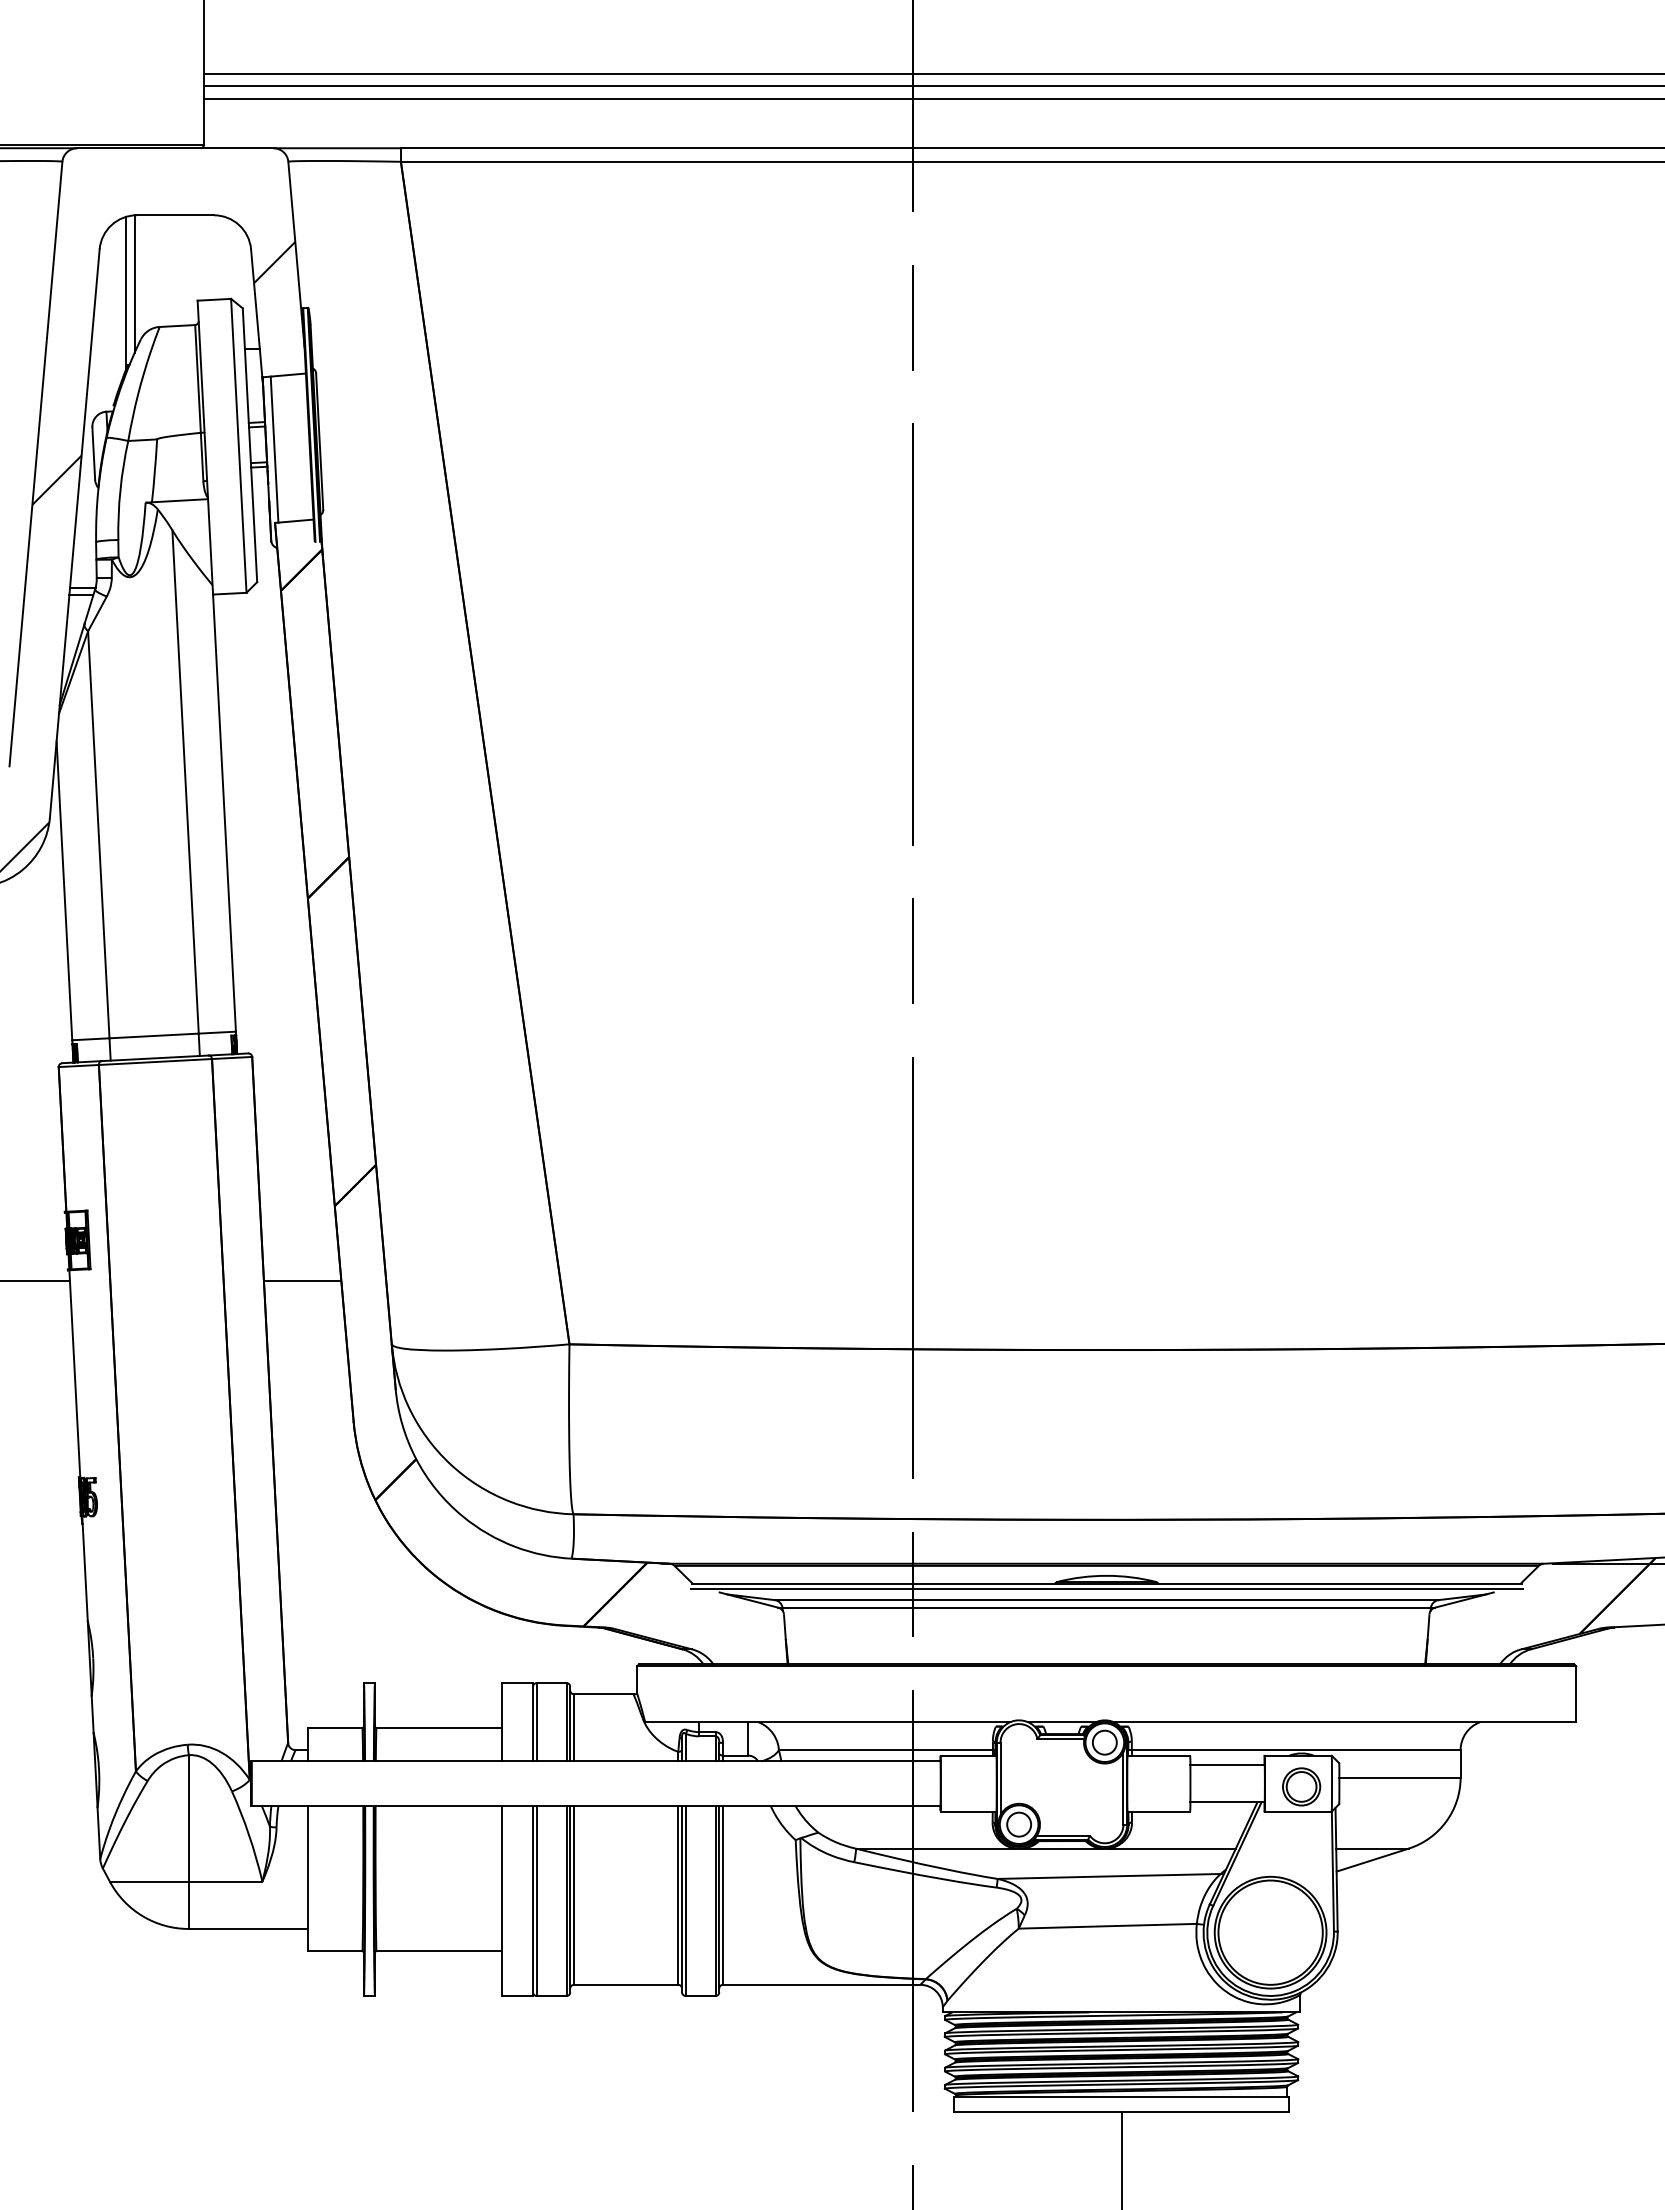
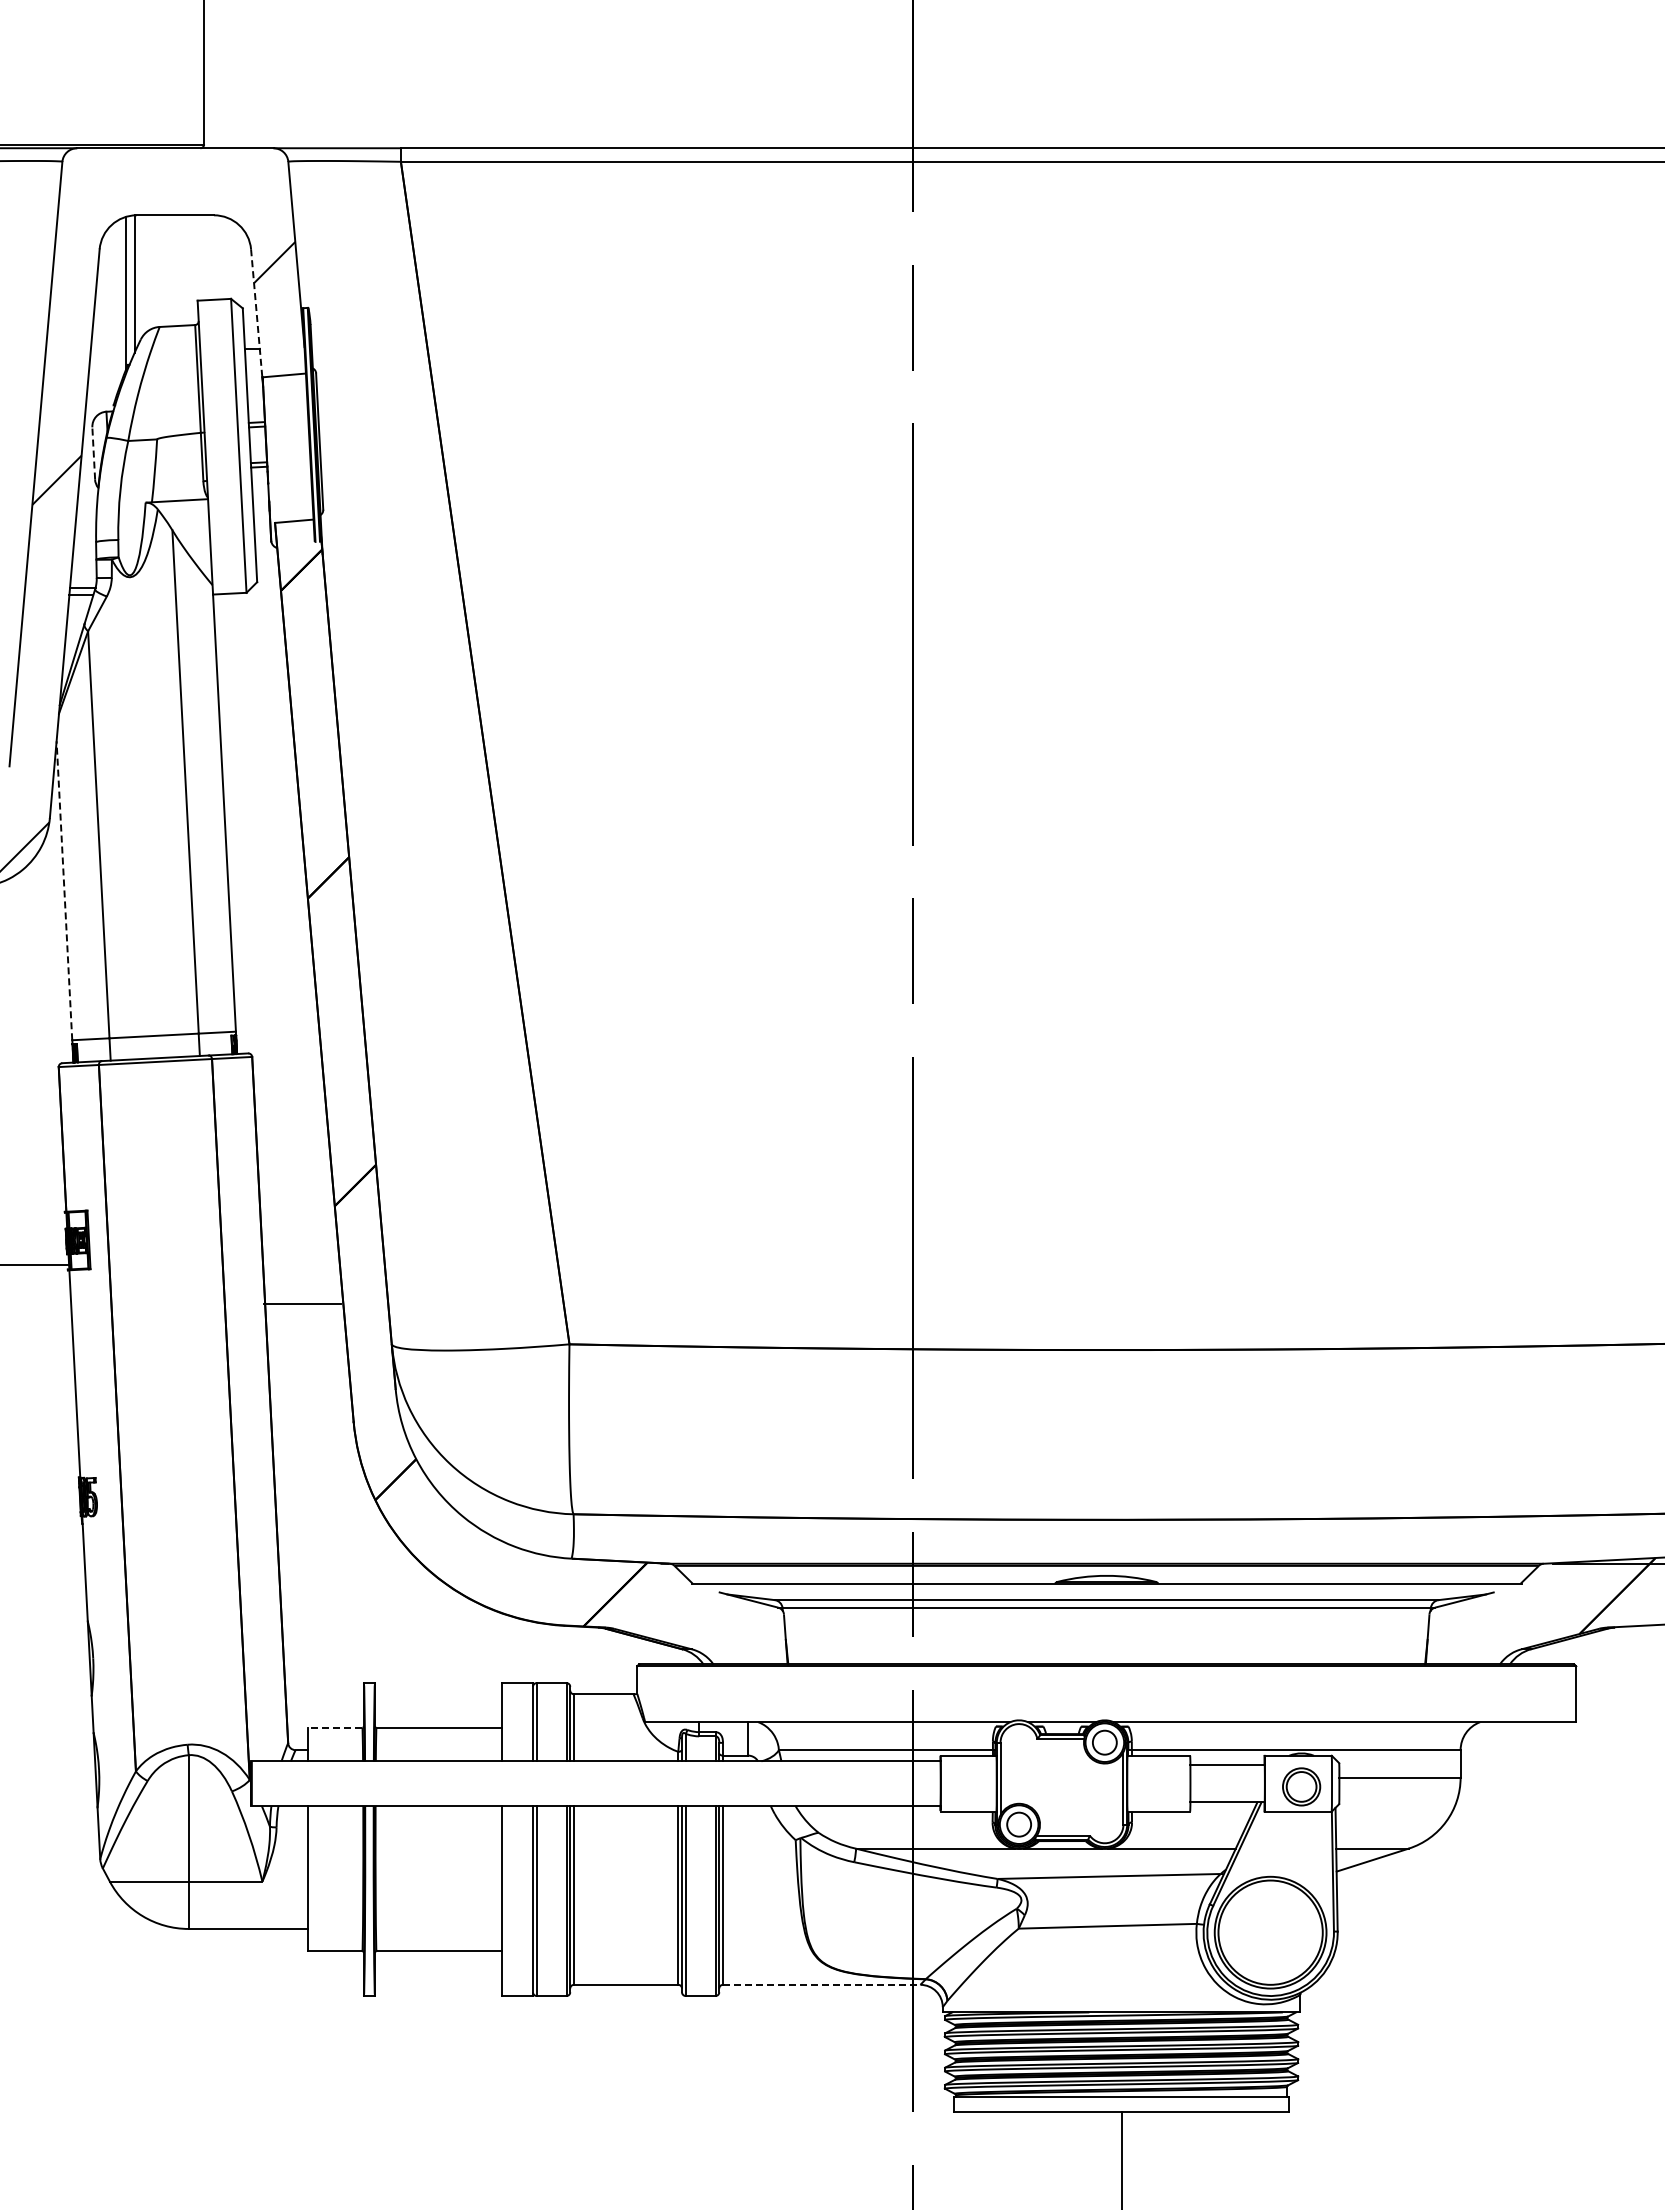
line: present -> none (932, 73)
line: present -> none (932, 86)
line: present -> none (932, 99)
line: solid -> dashed (256, 313)
line: present -> none (274, 449)
line: solid -> dashed (93, 452)
line: solid -> dashed (64, 890)
line position: (35, 1280) -> (35, 1264) (35, 1264)
line position: (302, 1280) -> (302, 1303) (302, 1303)
line: present -> none (1106, 1588)
line: solid -> dashed (334, 1727)
line: solid -> dashed (821, 1984)
